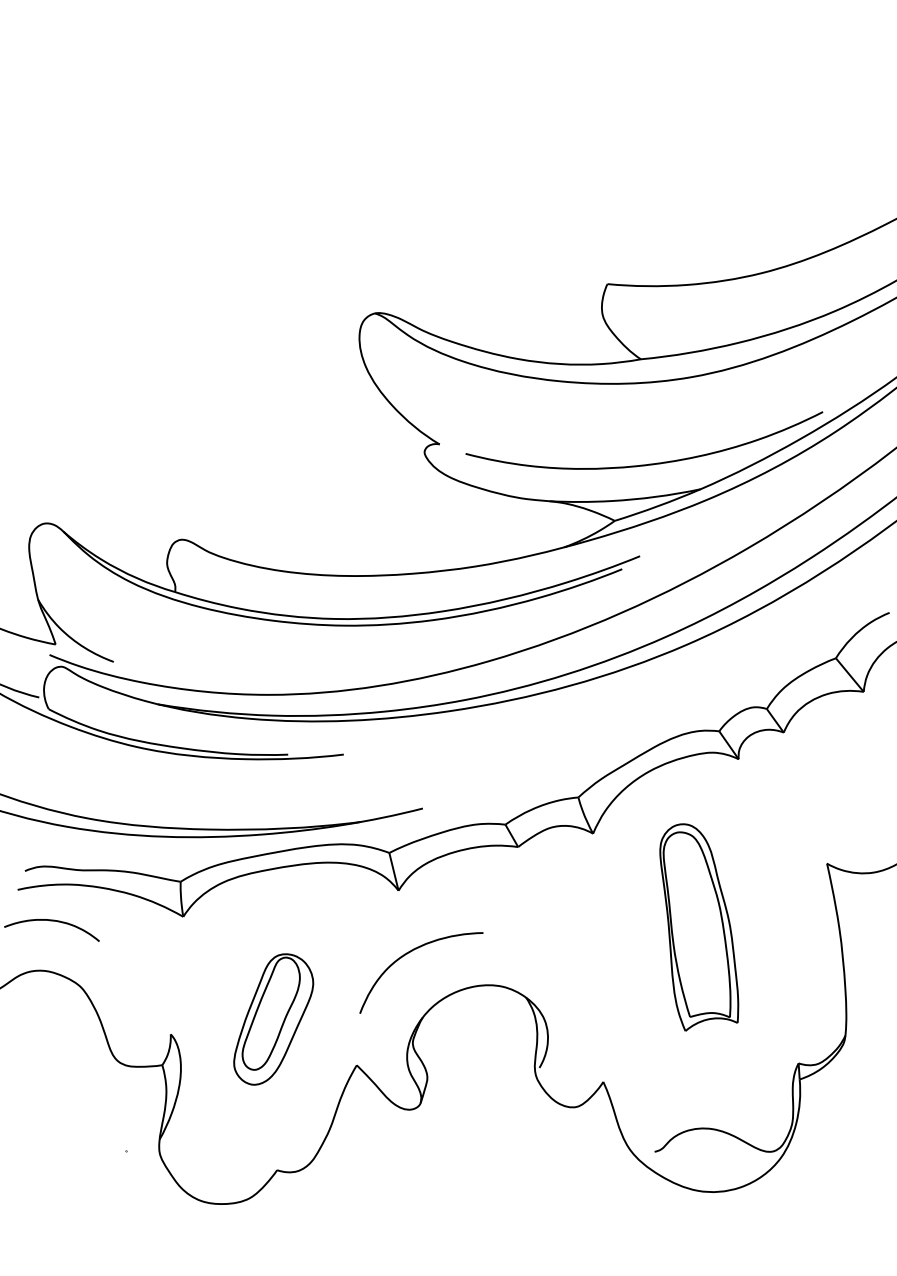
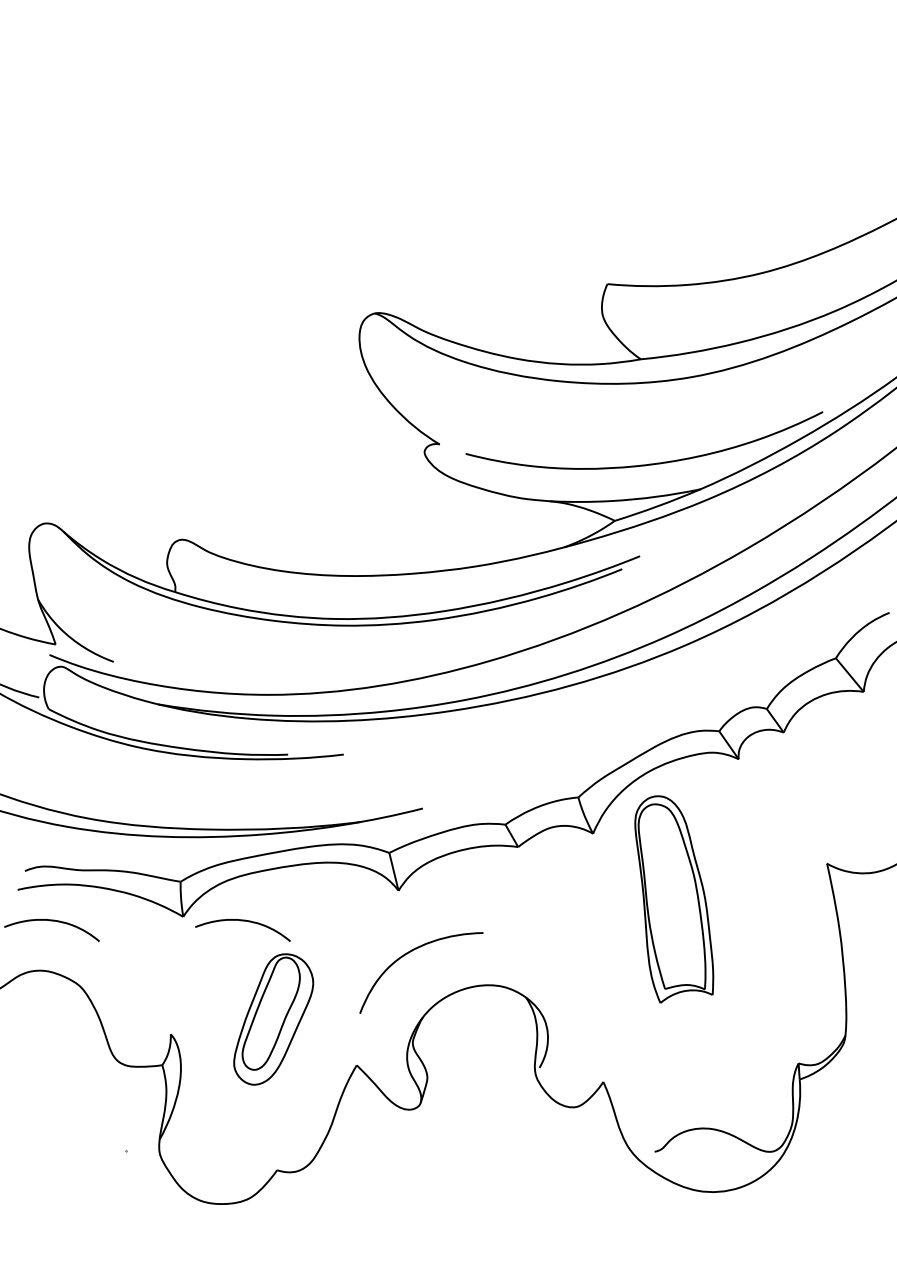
curve: none -> present (242, 921)
part position: (699, 927) -> (674, 899) (674, 899)
